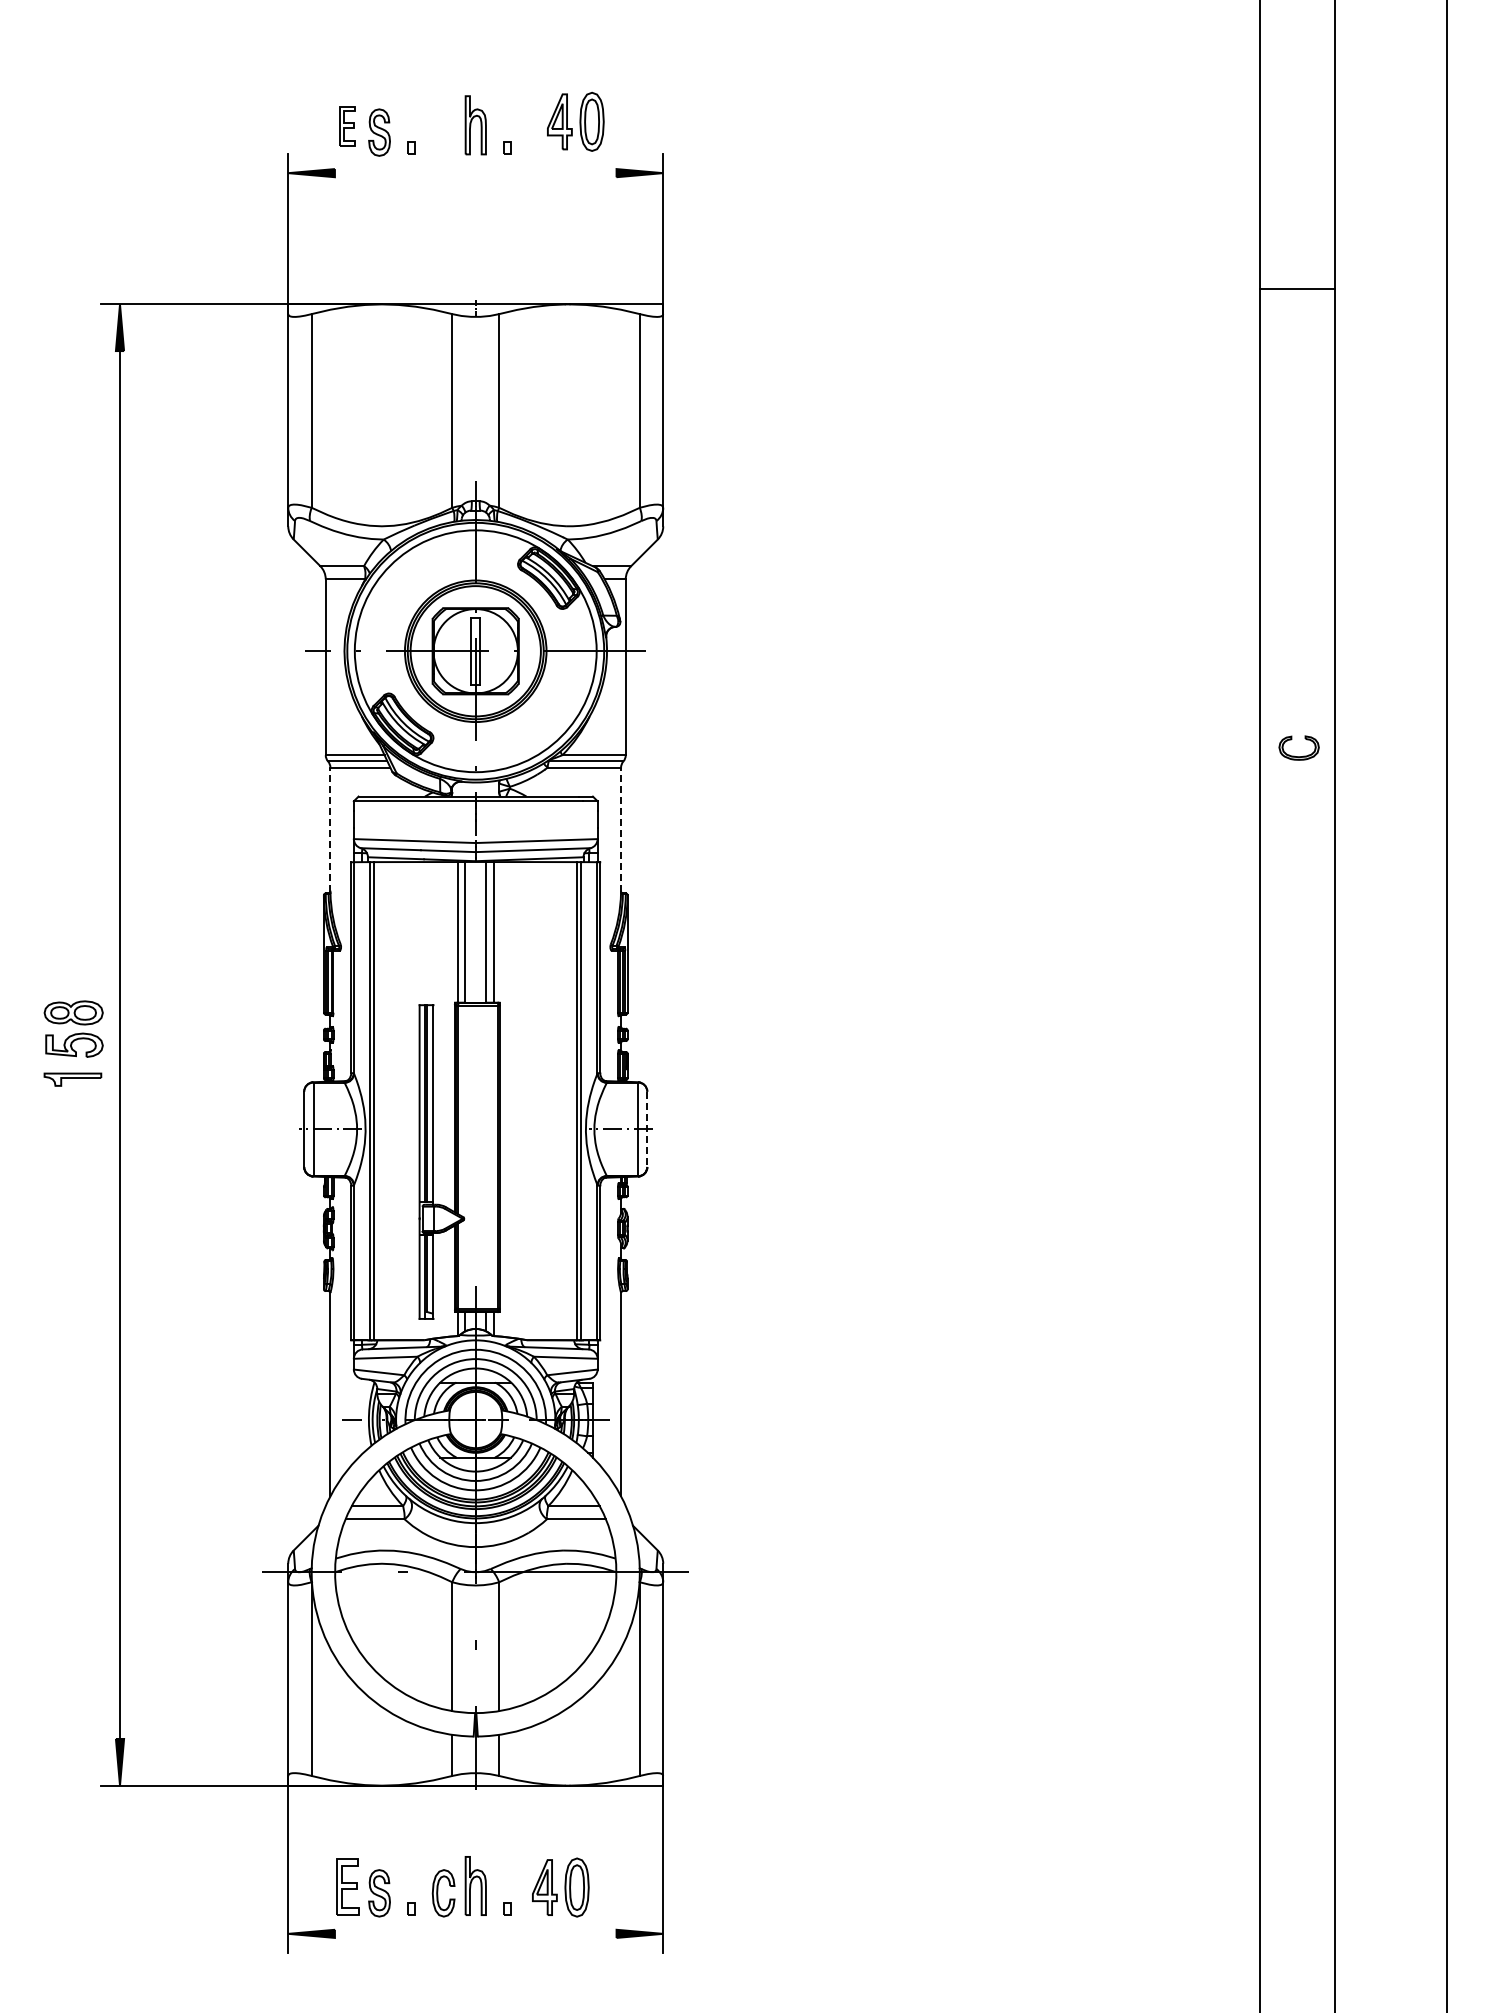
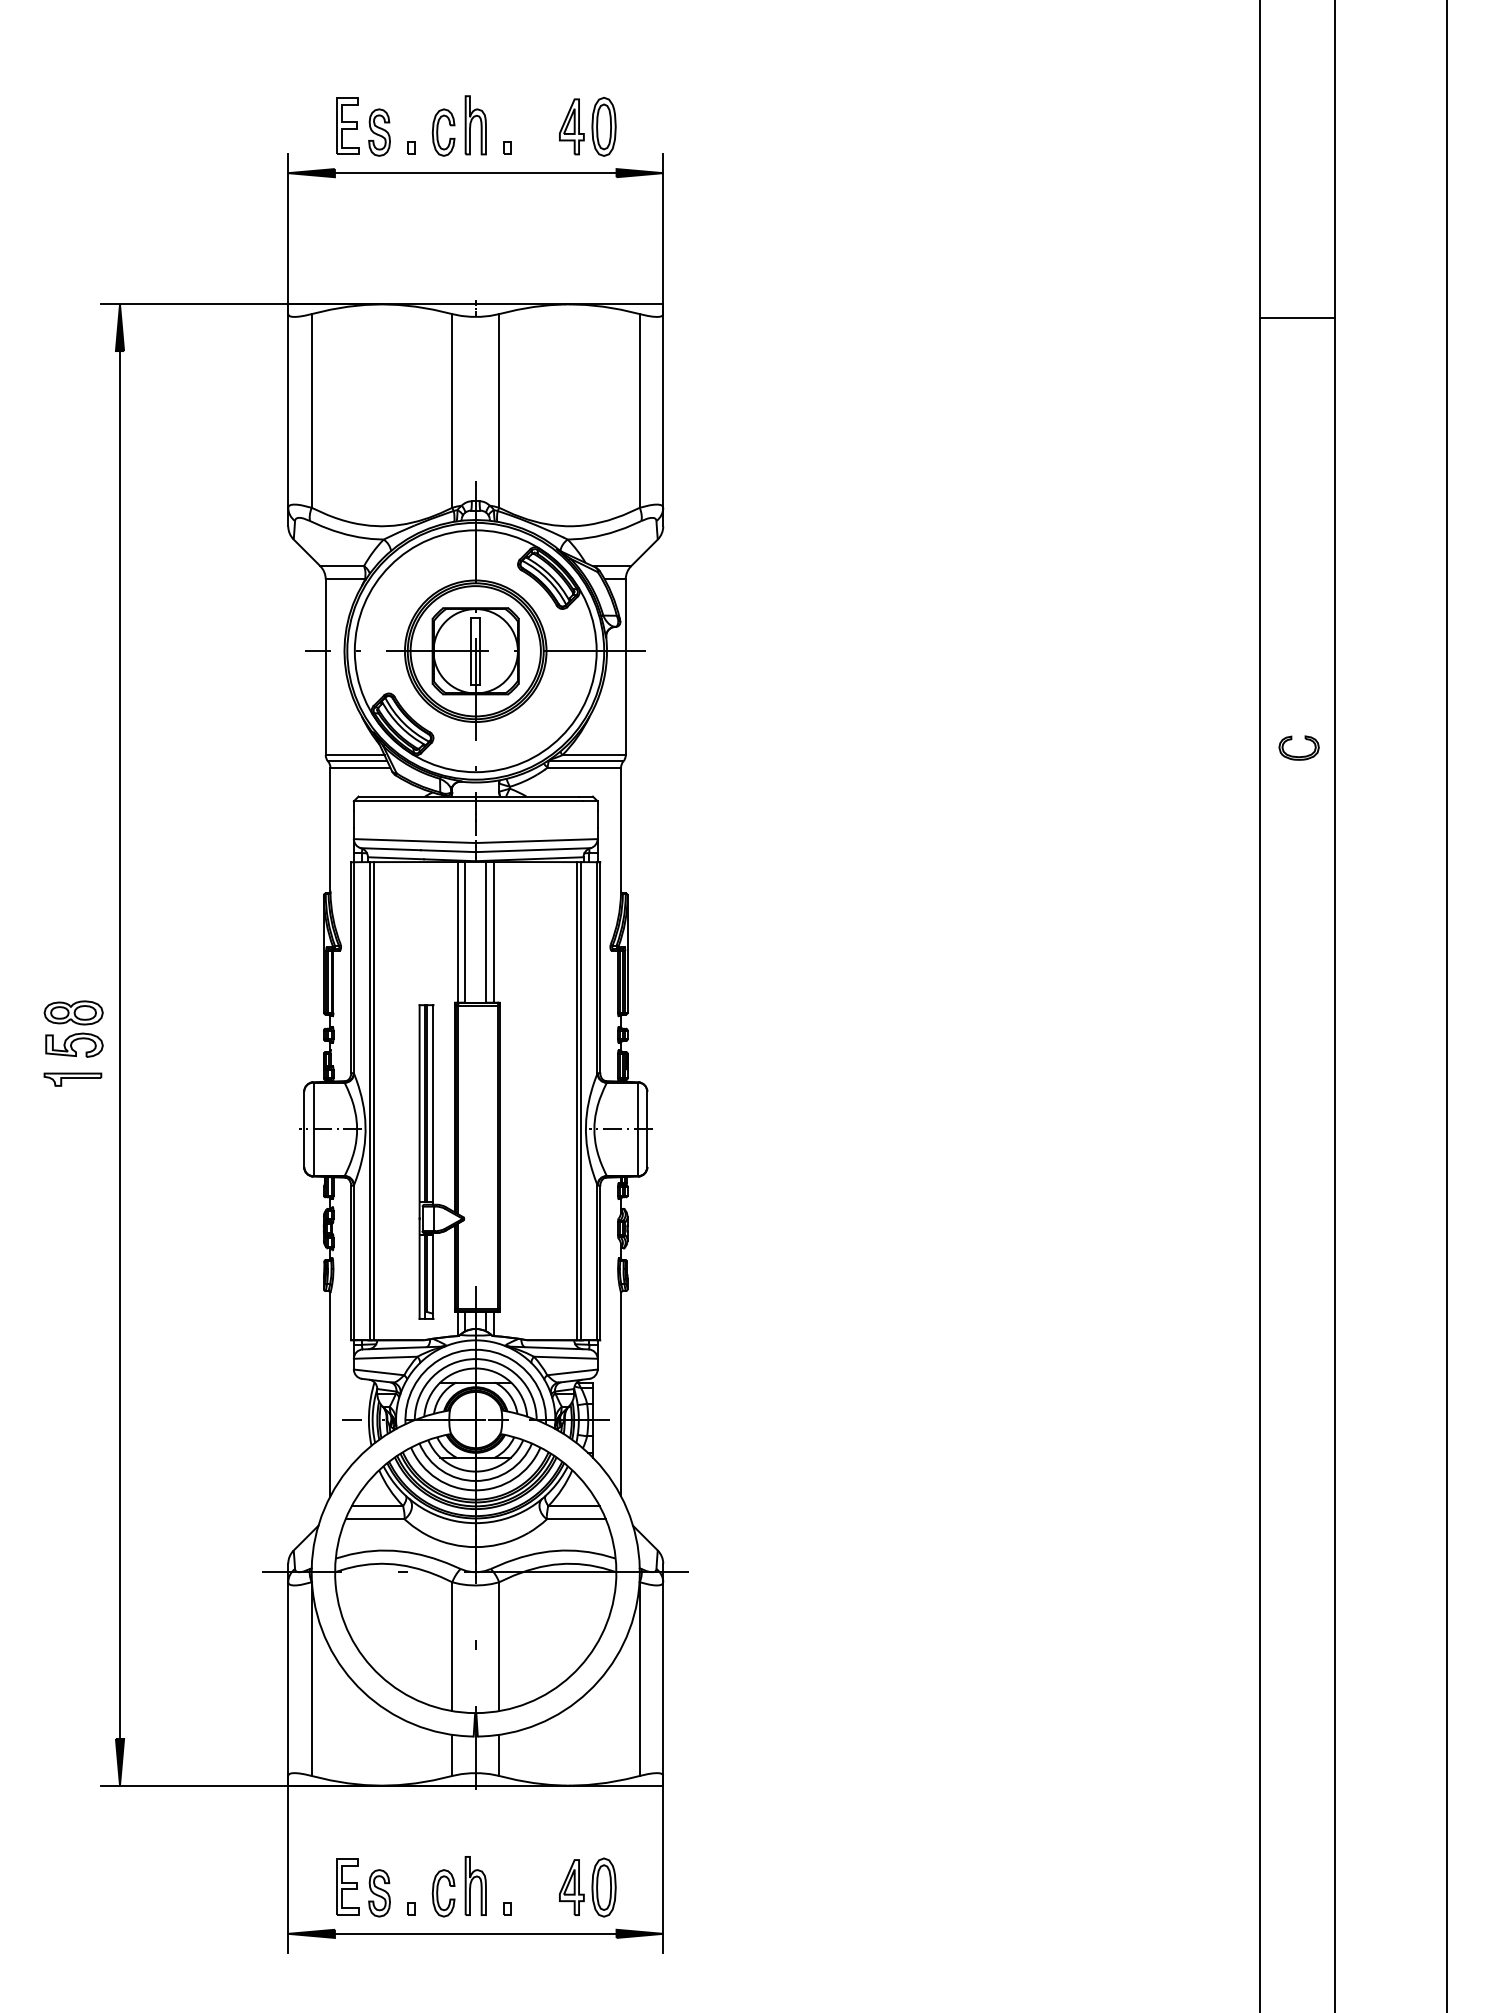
part position: (575, 121) -> (587, 126) (587, 126)
part size: 17x41 px -> 24x58 px (347, 125)
part: none -> present (443, 132)
line: none -> present (475, 173)
line position: (1296, 289) -> (1296, 318) (1296, 318)
line: dashed -> solid (330, 829)
line: dashed -> solid (621, 829)
line: dashed -> solid (647, 1129)
part position: (560, 1887) -> (587, 1887) (587, 1887)
line: none -> present (475, 1933)
